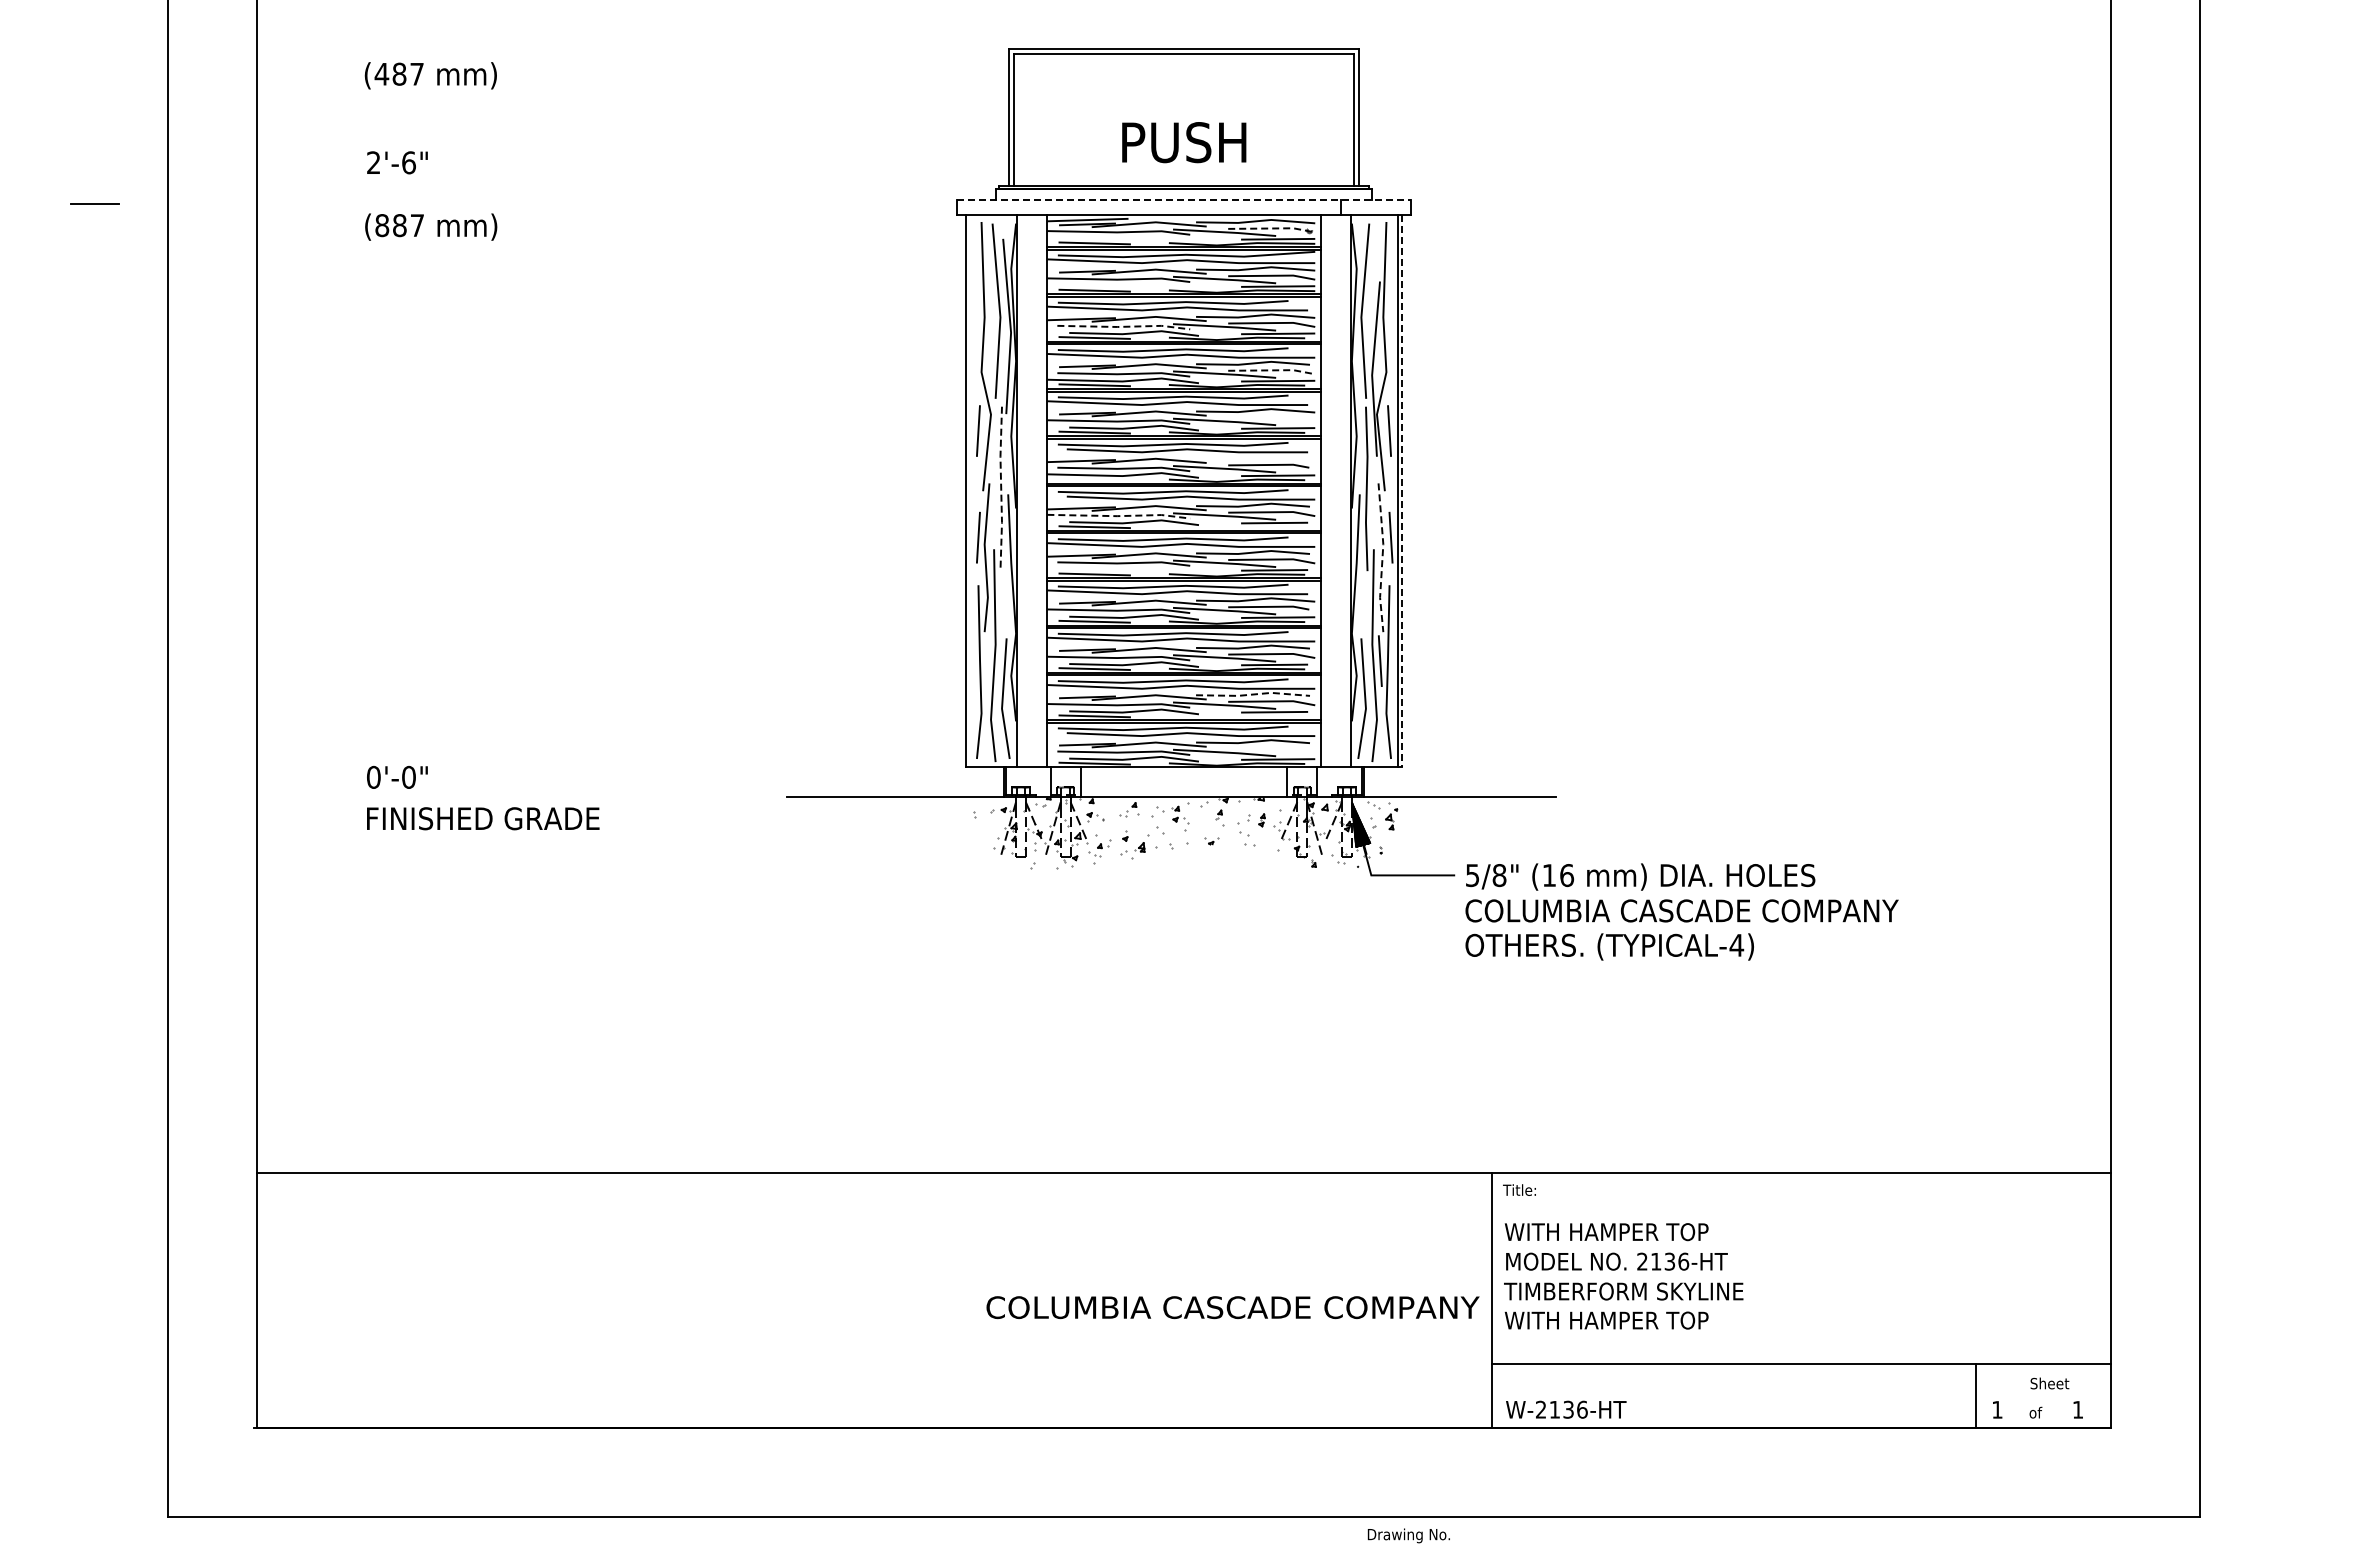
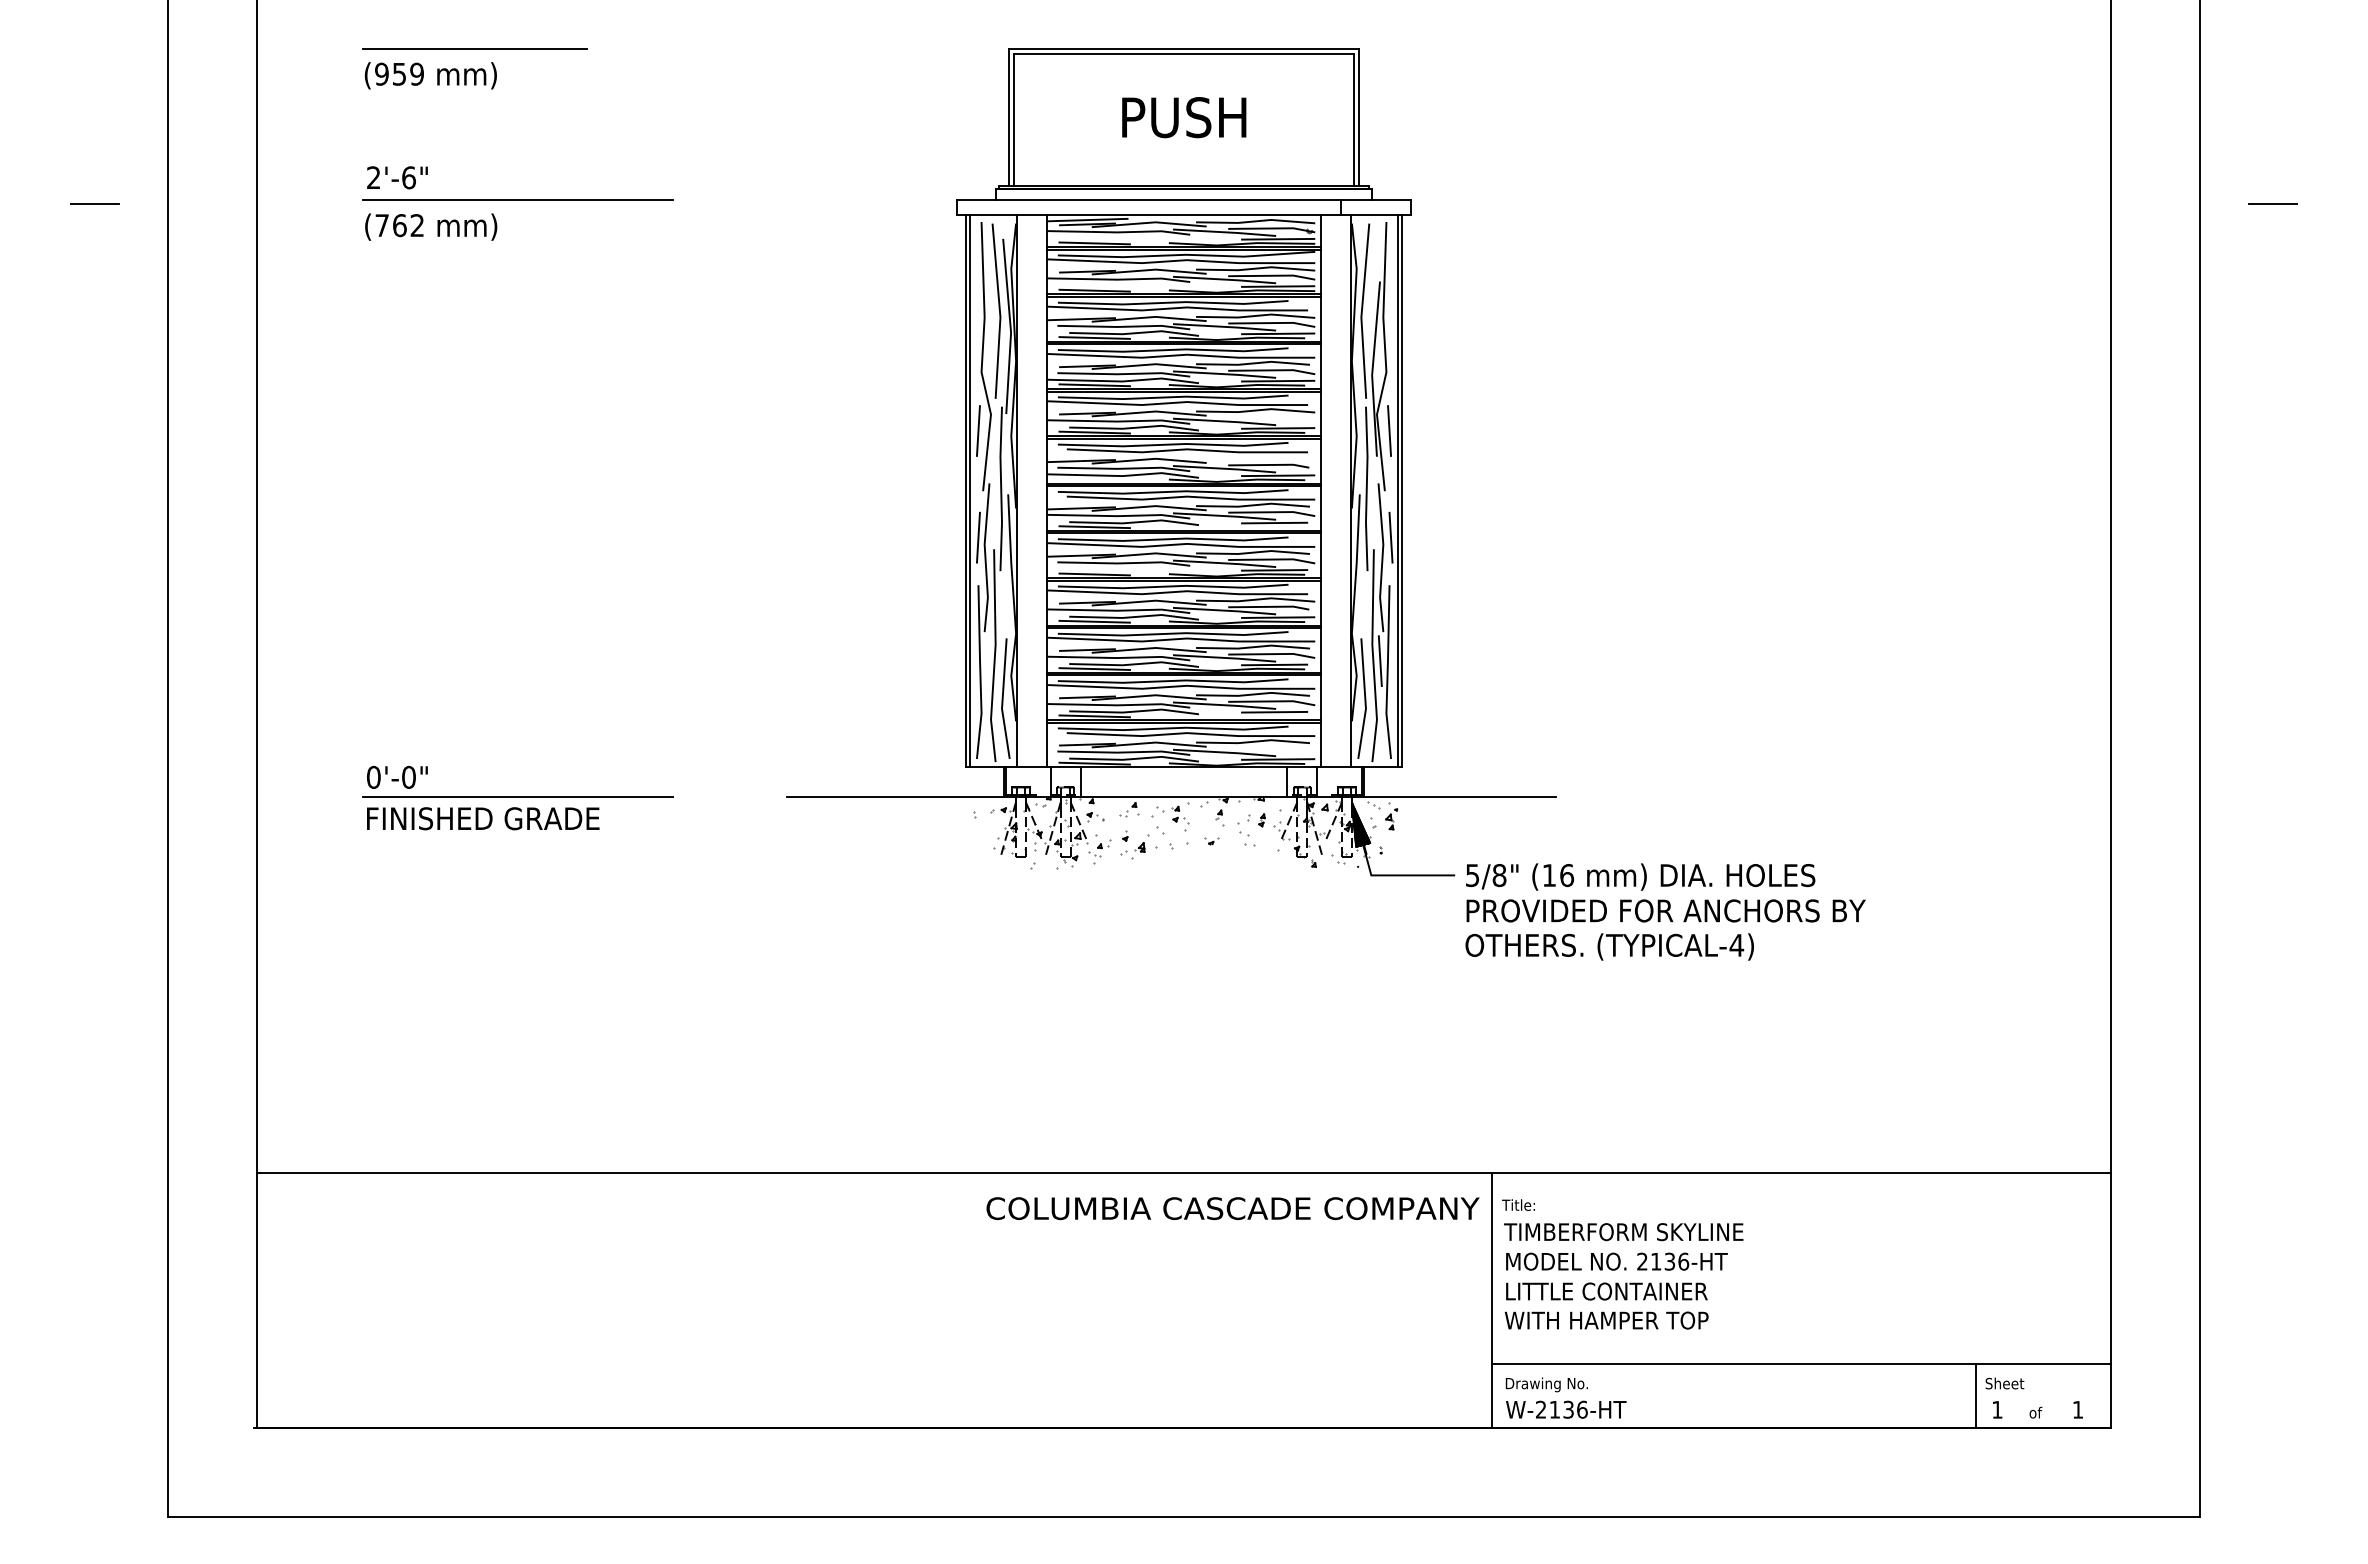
line: none -> present (475, 49)
text: (487 -> (959 (398, 73)
text position: (1184, 142) -> (1184, 117) (1184, 117)
text position: (397, 162) -> (397, 177) (397, 177)
line: none -> present (517, 199)
line: dashed -> solid (1183, 199)
line: none -> present (2272, 203)
text: (887 -> (762 (399, 225)
line: dashed -> solid (1272, 228)
line: dashed -> solid (1124, 326)
line: dashed -> solid (1272, 370)
line: dashed -> solid (1001, 488)
line: none -> present (969, 490)
line: dashed -> solid (1402, 491)
line: dashed -> solid (1119, 516)
line: dashed -> solid (1382, 558)
line: dashed -> solid (1252, 694)
line: none -> present (517, 797)
text: COLUMBIA CASCADE COMPANY -> PROVIDED FOR ANCHORS BY (1681, 910)
text position: (1519, 1189) -> (1518, 1204) (1518, 1204)
text: WITH HAMPER TOP -> TIMBERFORM SKYLINE (1623, 1232)
text: TIMBERFORM SKYLINE -> LITTLE CONTAINER (1623, 1291)
text position: (1232, 1307) -> (1232, 1208) (1232, 1208)
text position: (2049, 1383) -> (2004, 1383) (2004, 1383)
text position: (1408, 1535) -> (1546, 1384) (1546, 1384)
